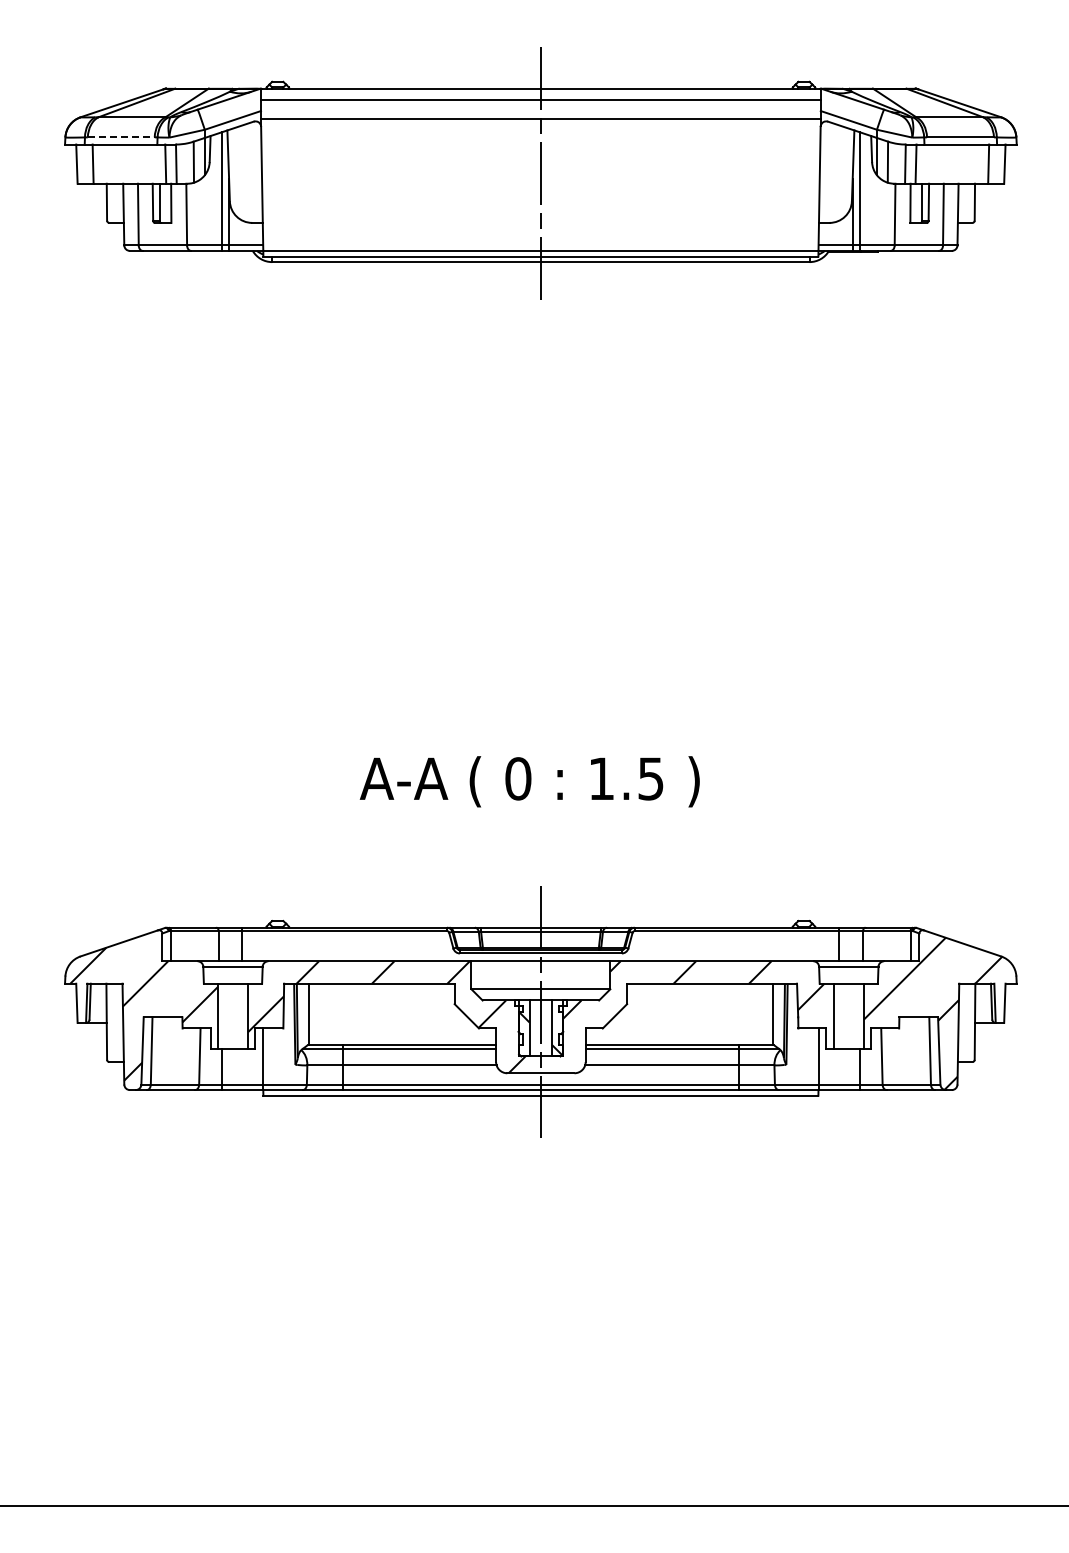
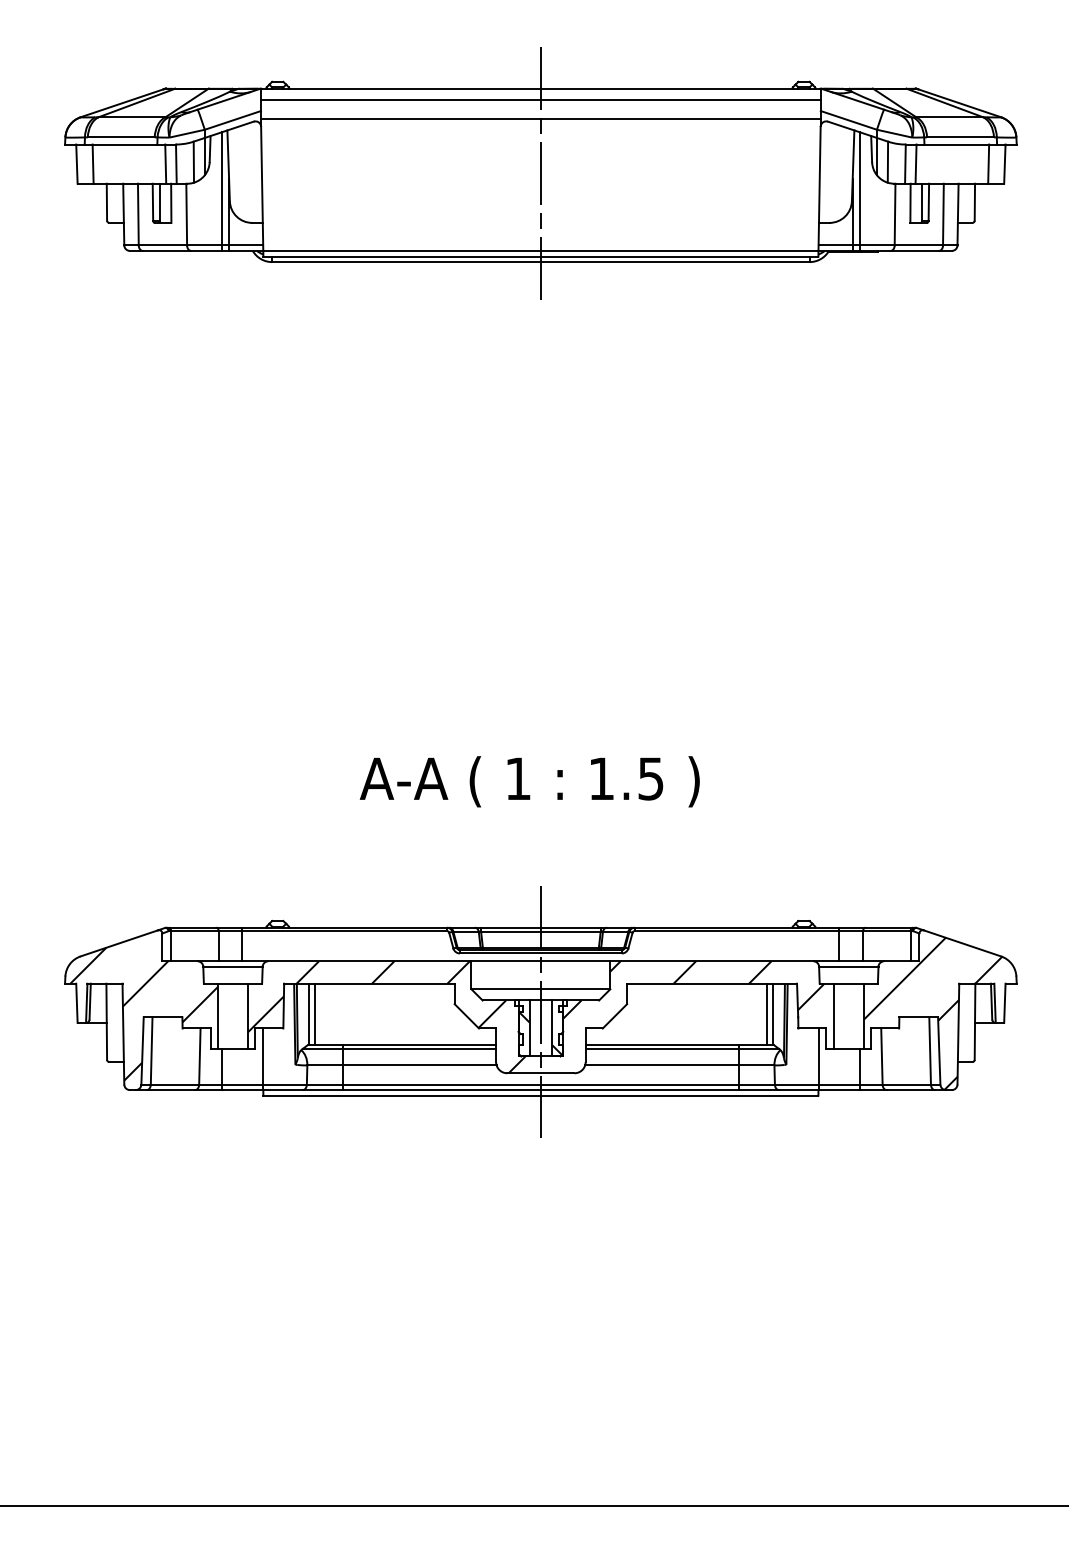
line: dashed -> solid (121, 137)
text: 0 -> 1 (518, 778)
line: none -> present (314, 1014)
line: none -> present (767, 1014)
